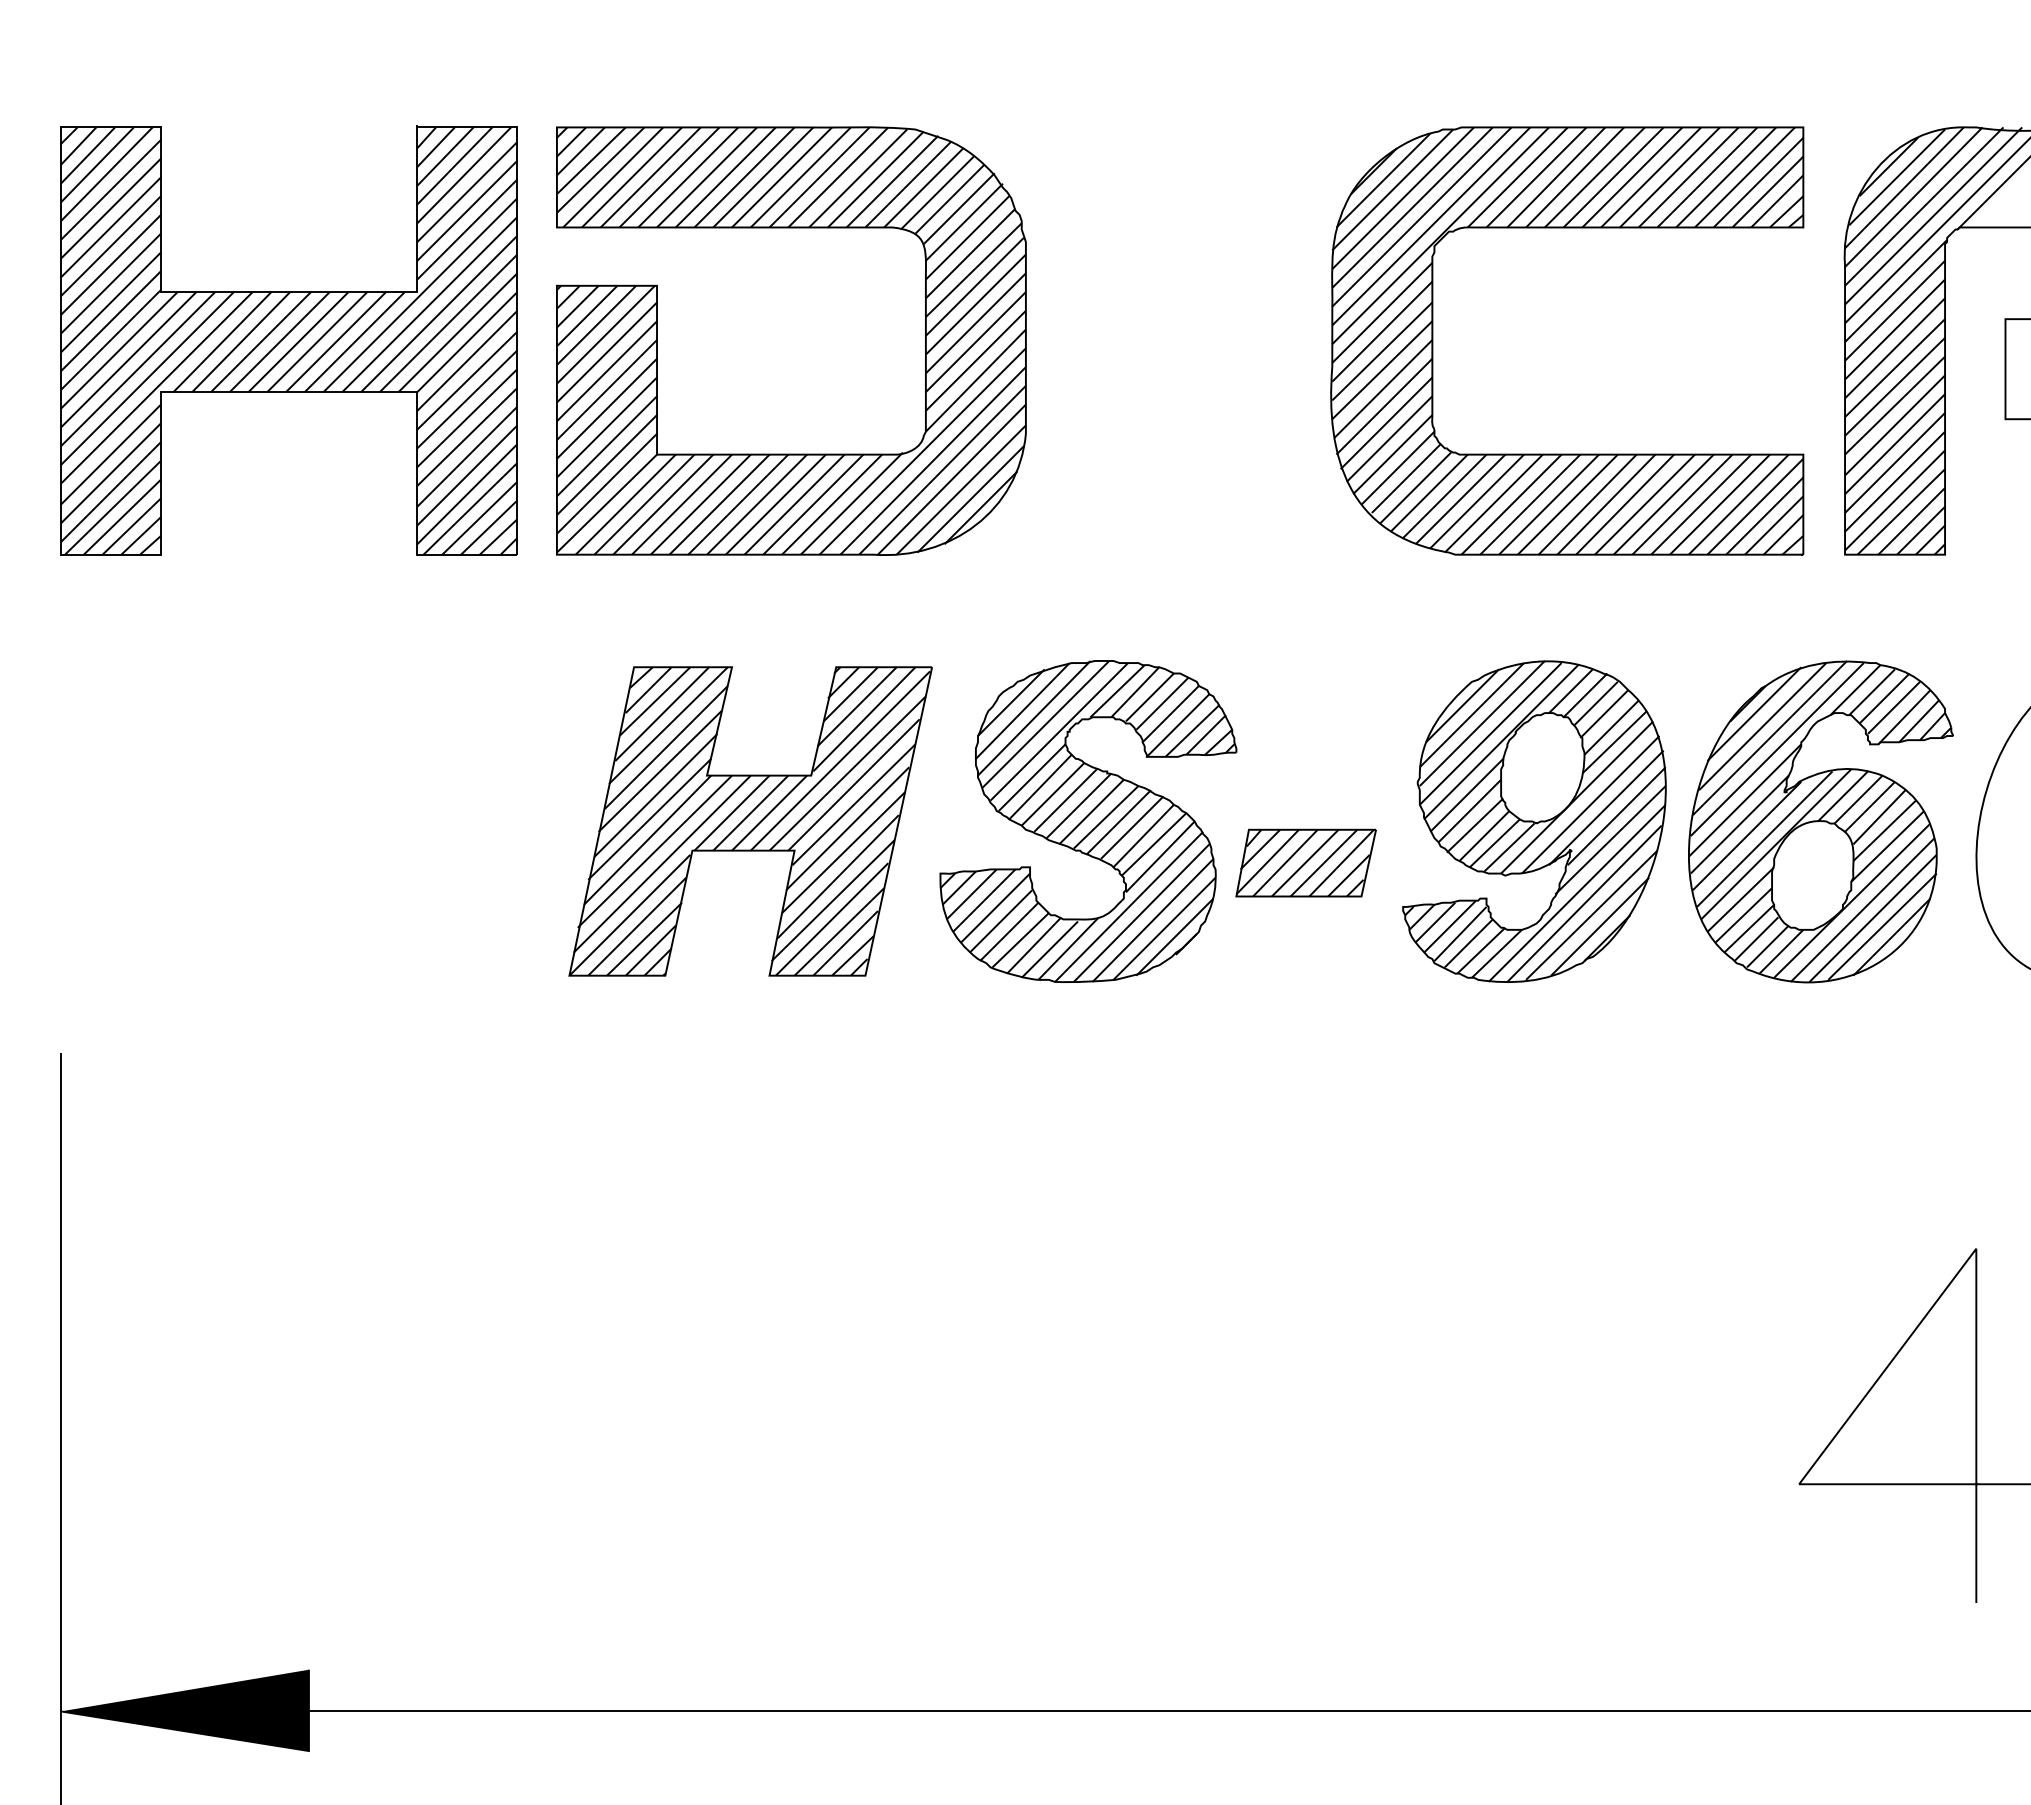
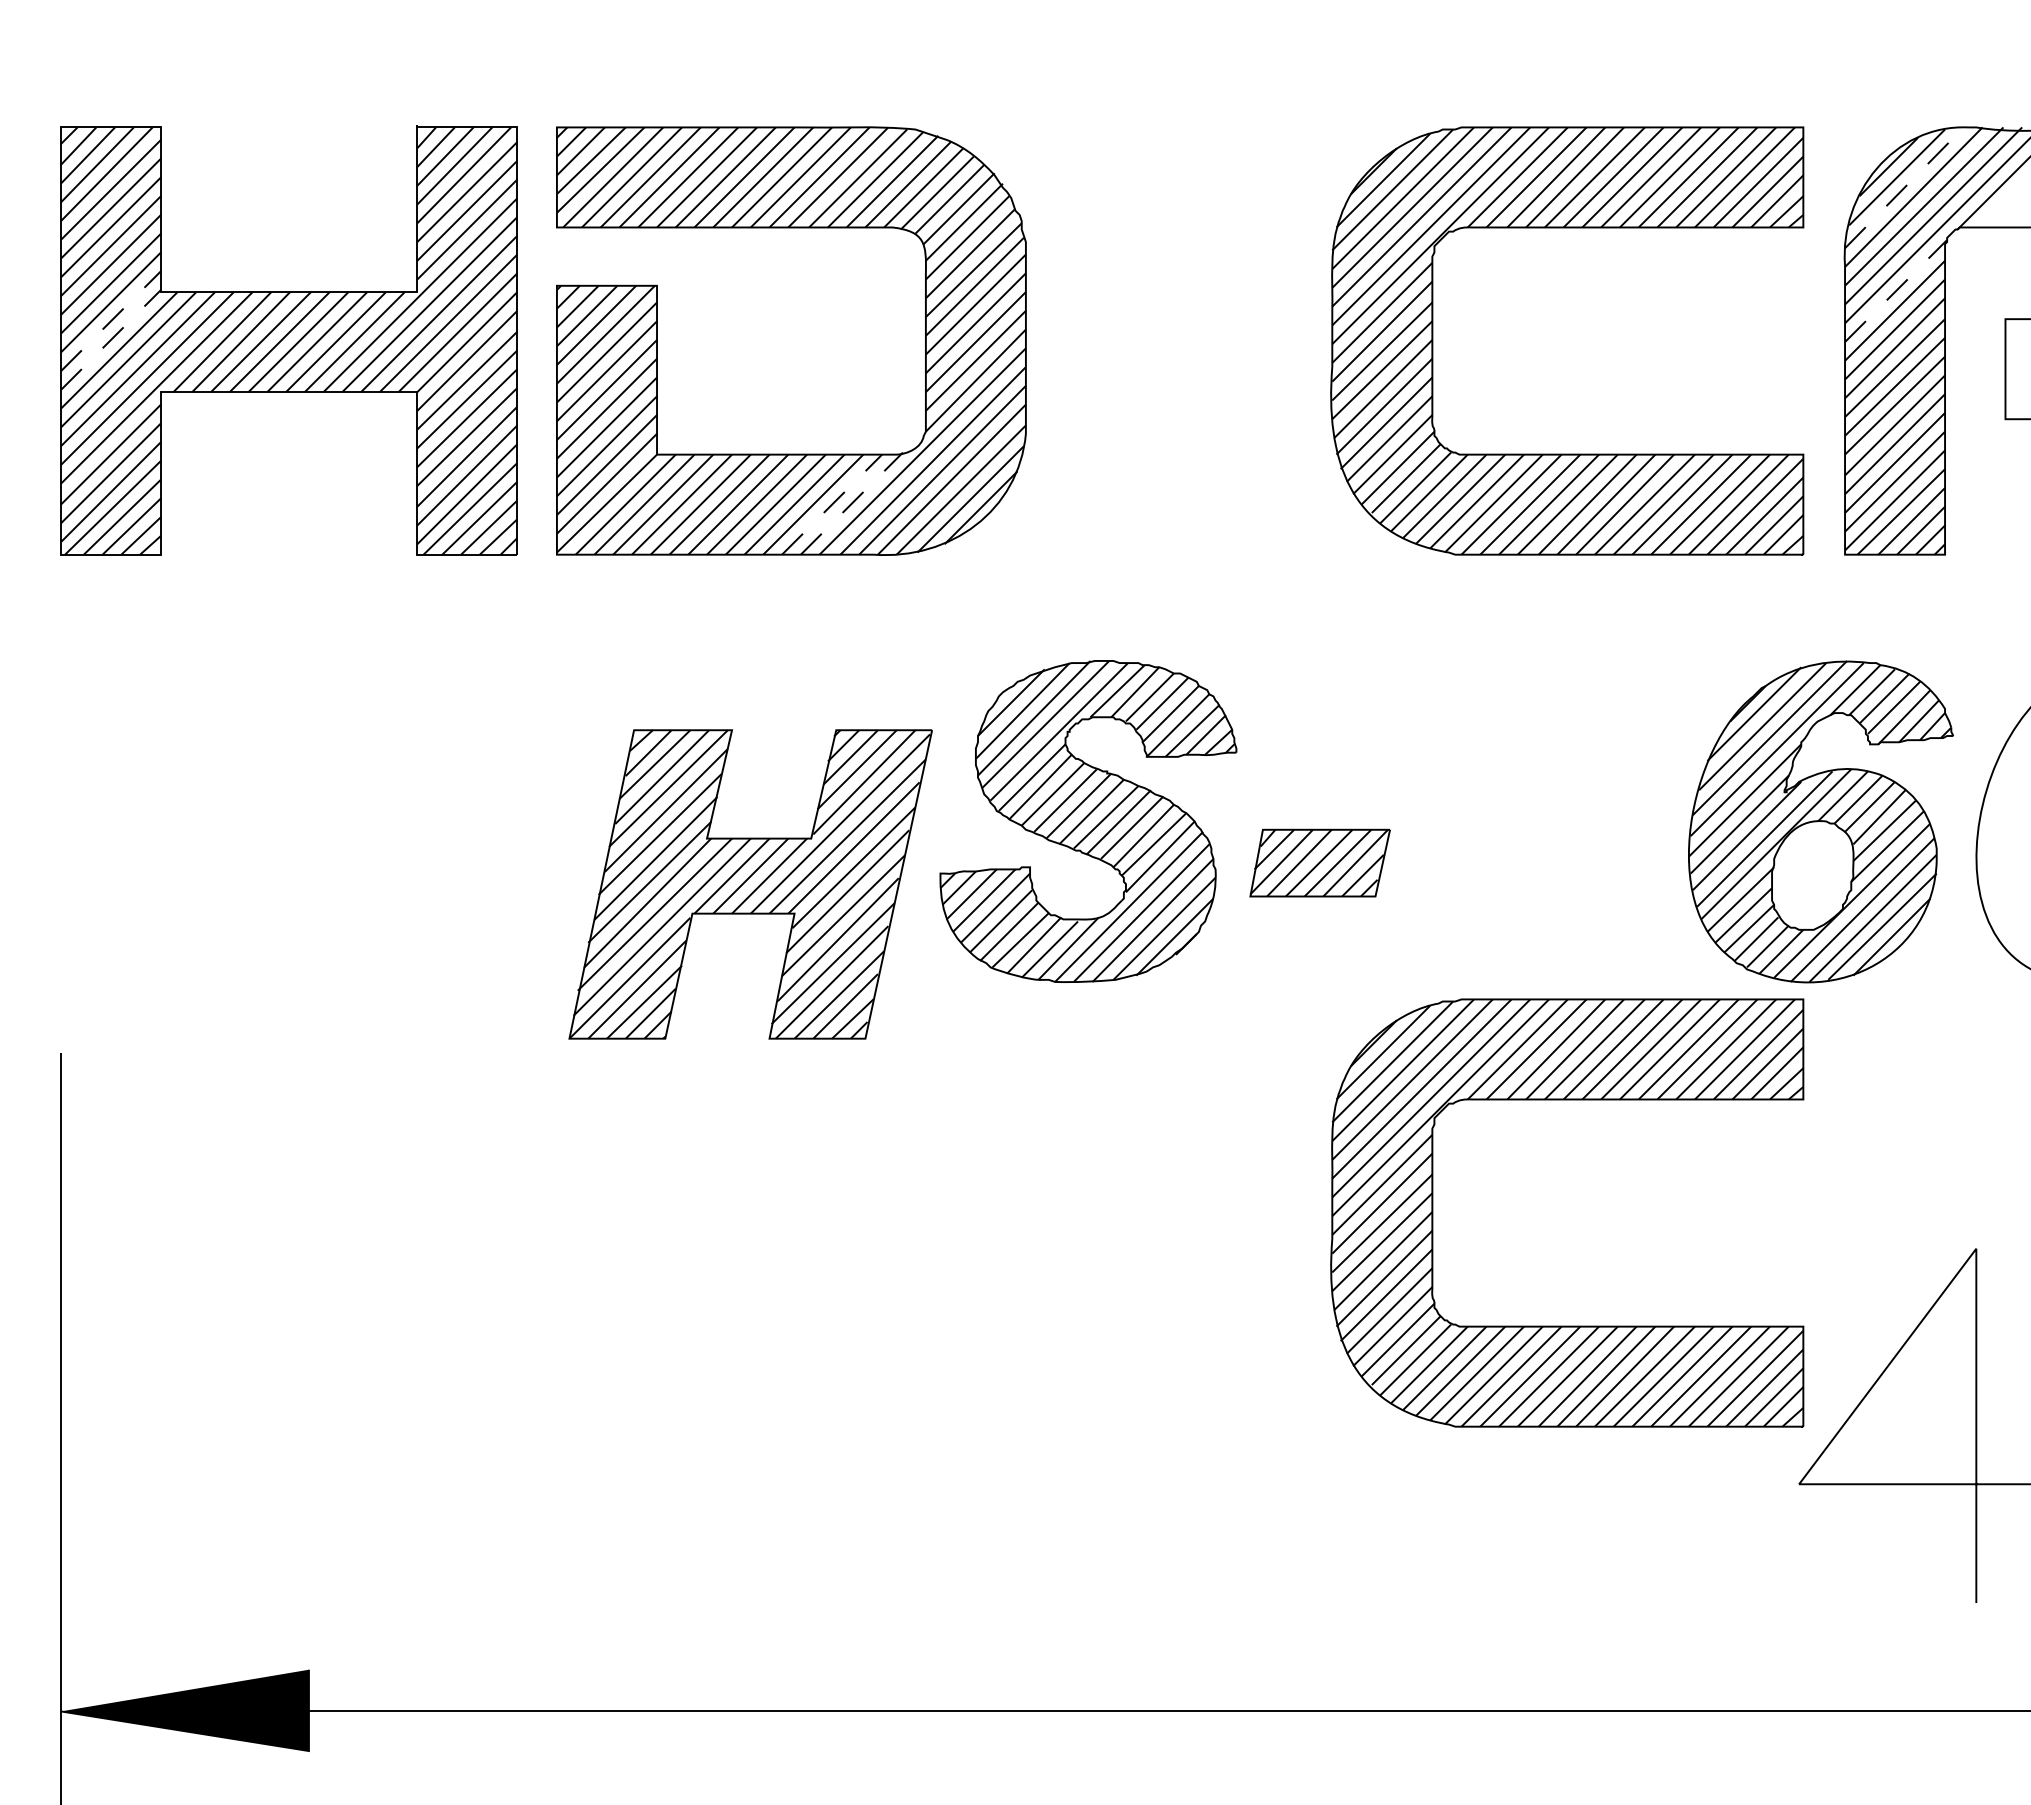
line: solid -> dashed (1904, 187)
line: solid -> dashed (1896, 290)
line: solid -> dashed (110, 321)
line: solid -> dashed (110, 340)
line: solid -> dashed (852, 503)
line: solid -> dashed (832, 504)
part position: (750, 821) -> (750, 884) (750, 884)
part: present -> none (1534, 821)
part position: (1305, 862) -> (1319, 862) (1319, 862)
part: none -> present (1567, 1100)
